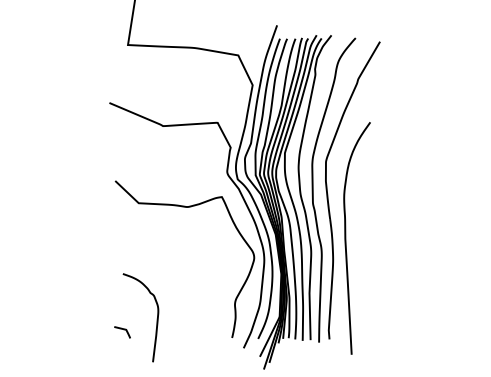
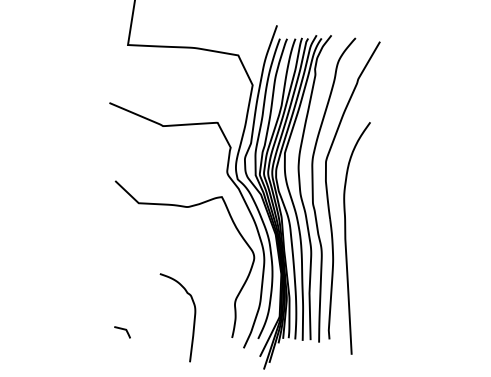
curve position: (156, 318) -> (193, 318) (193, 318)
